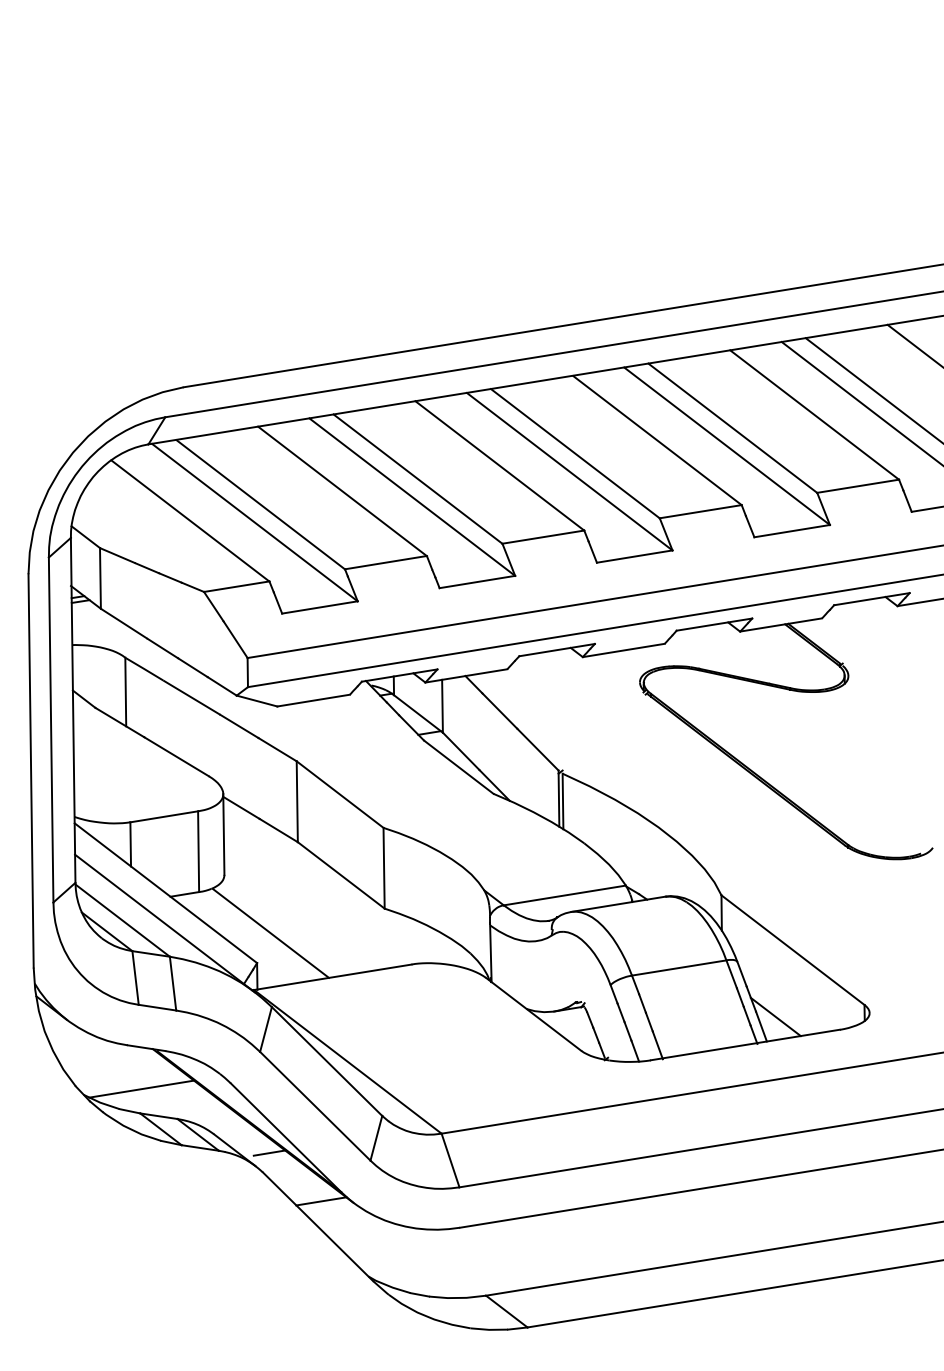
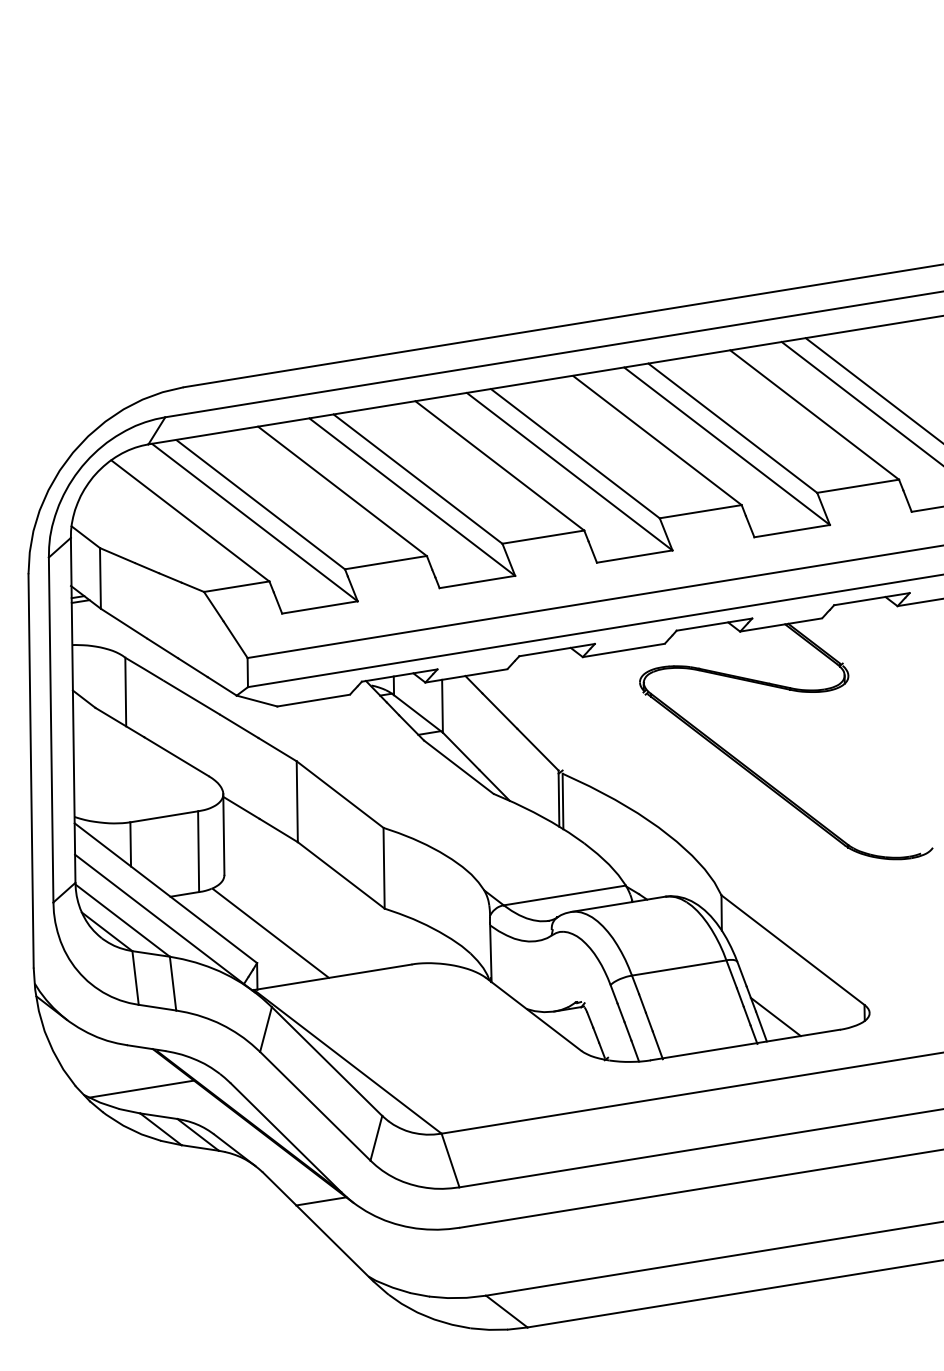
line: present -> none (913, 344)
line: present -> none (269, 1152)
